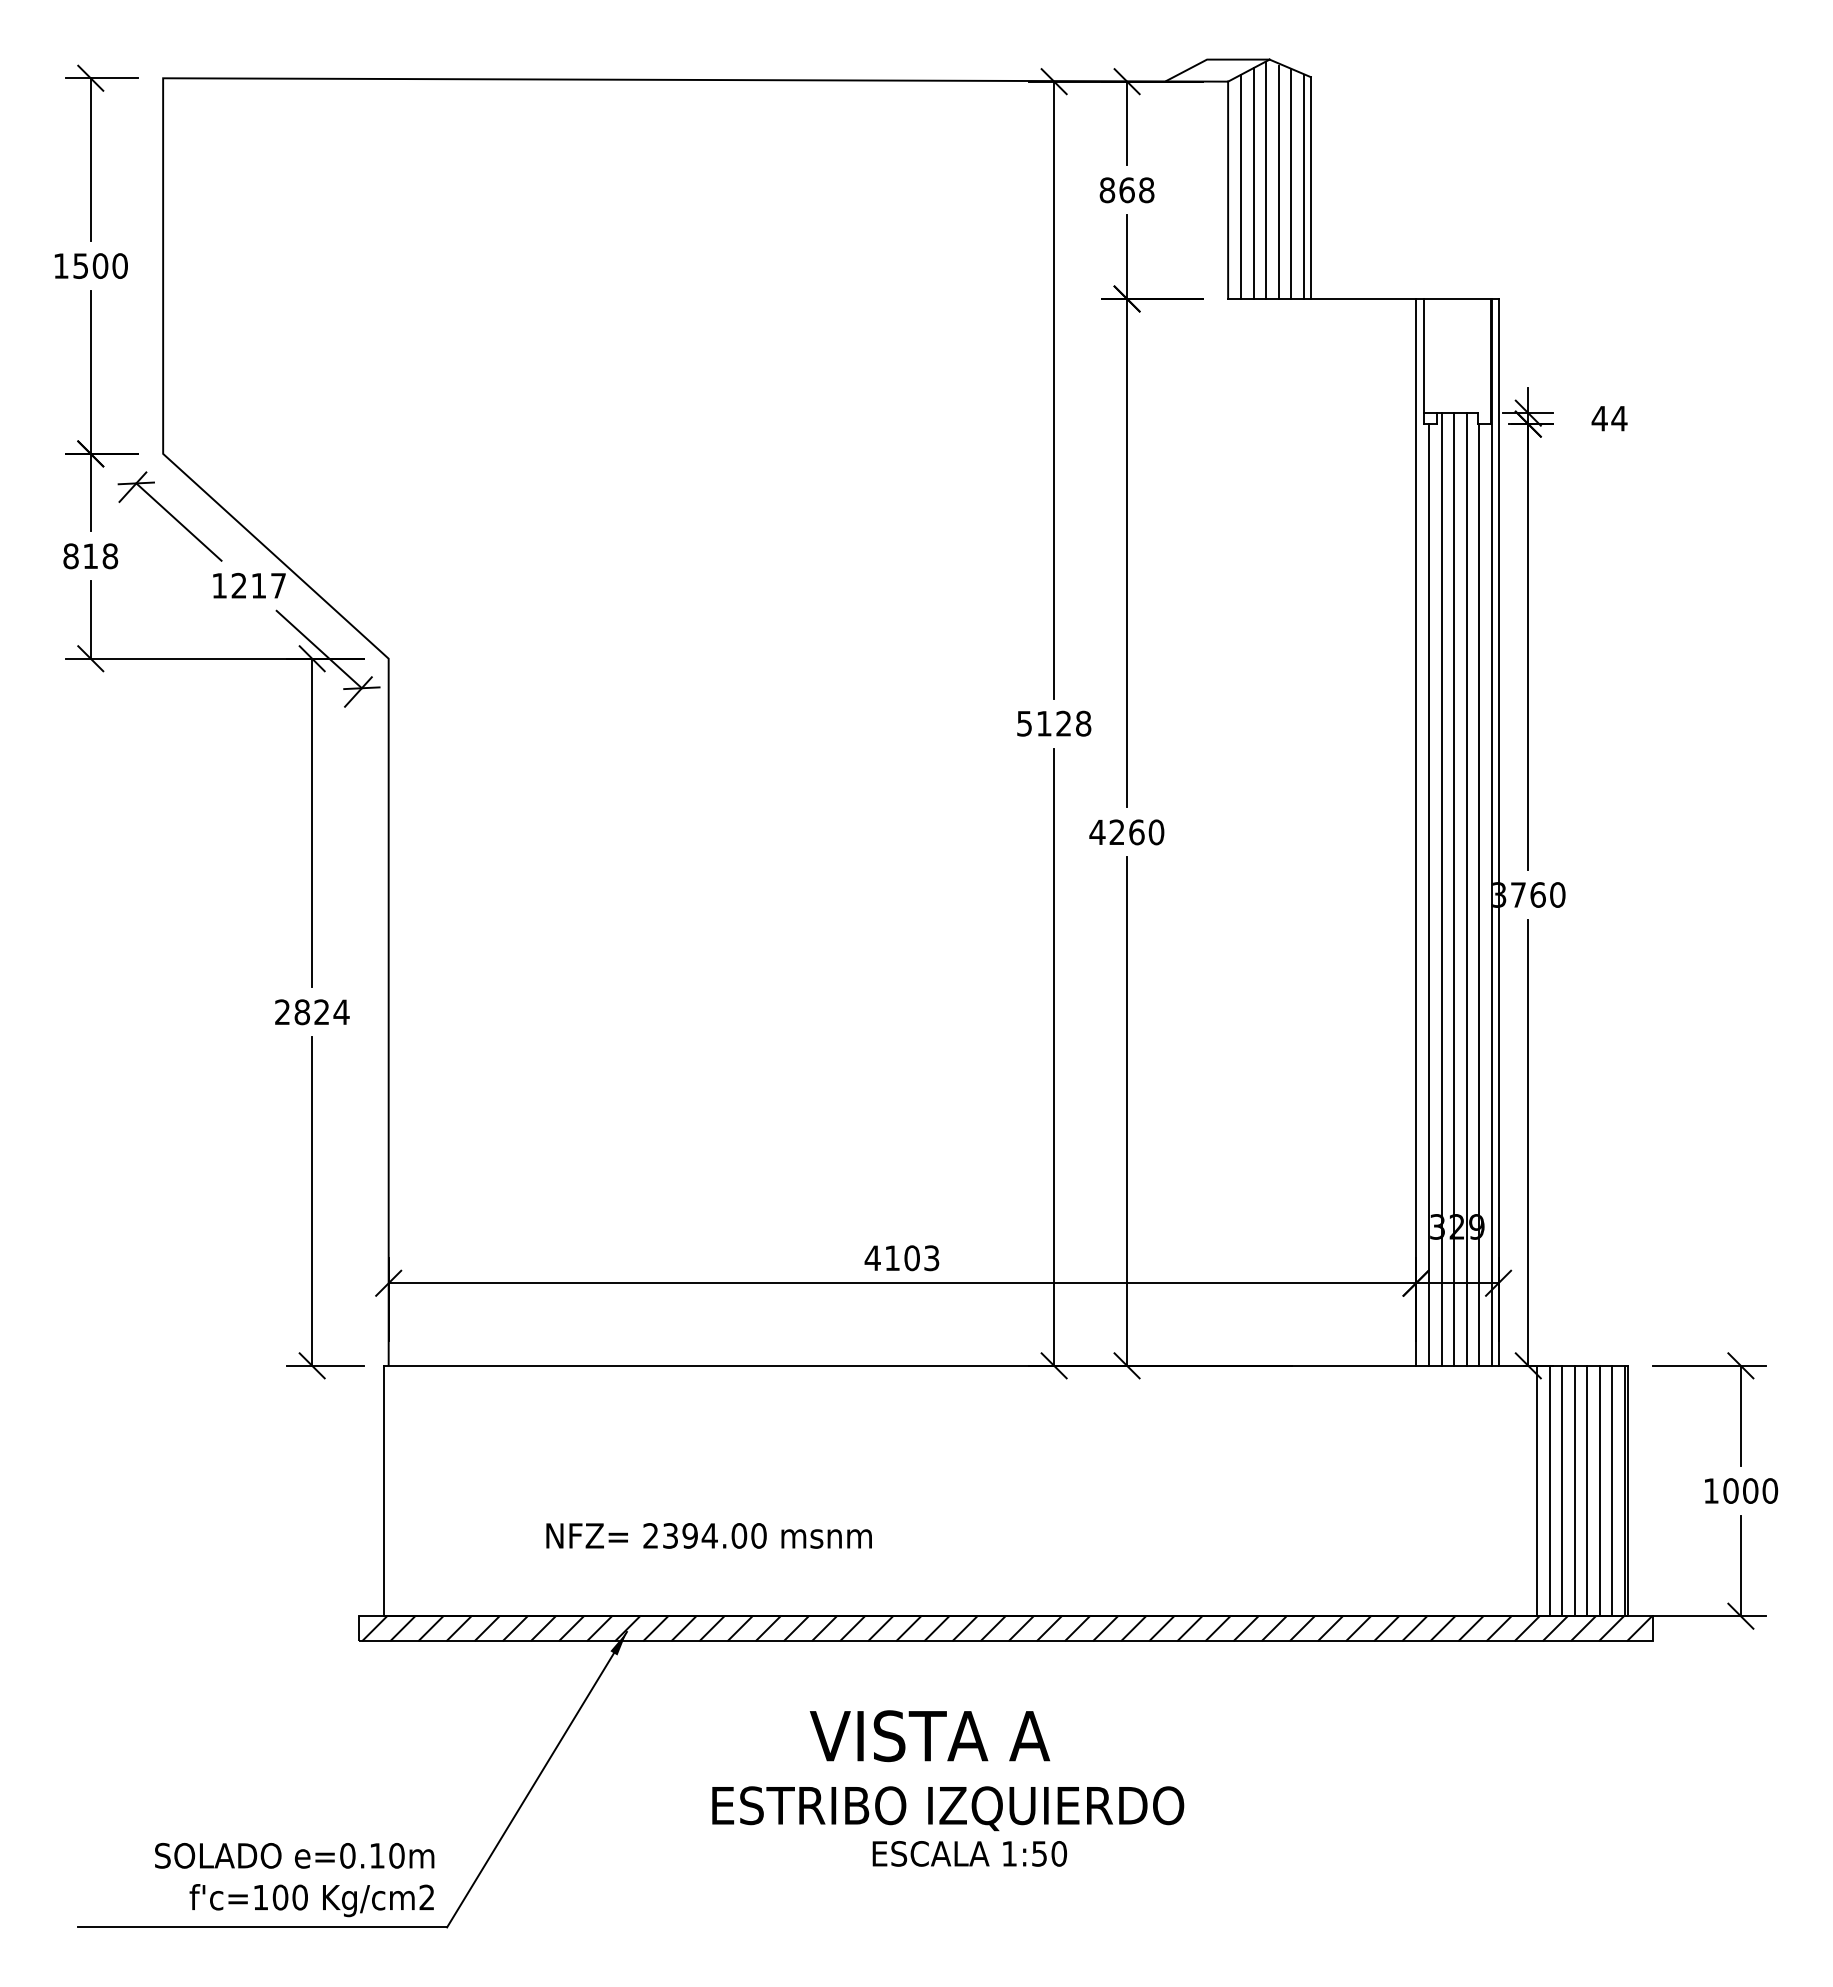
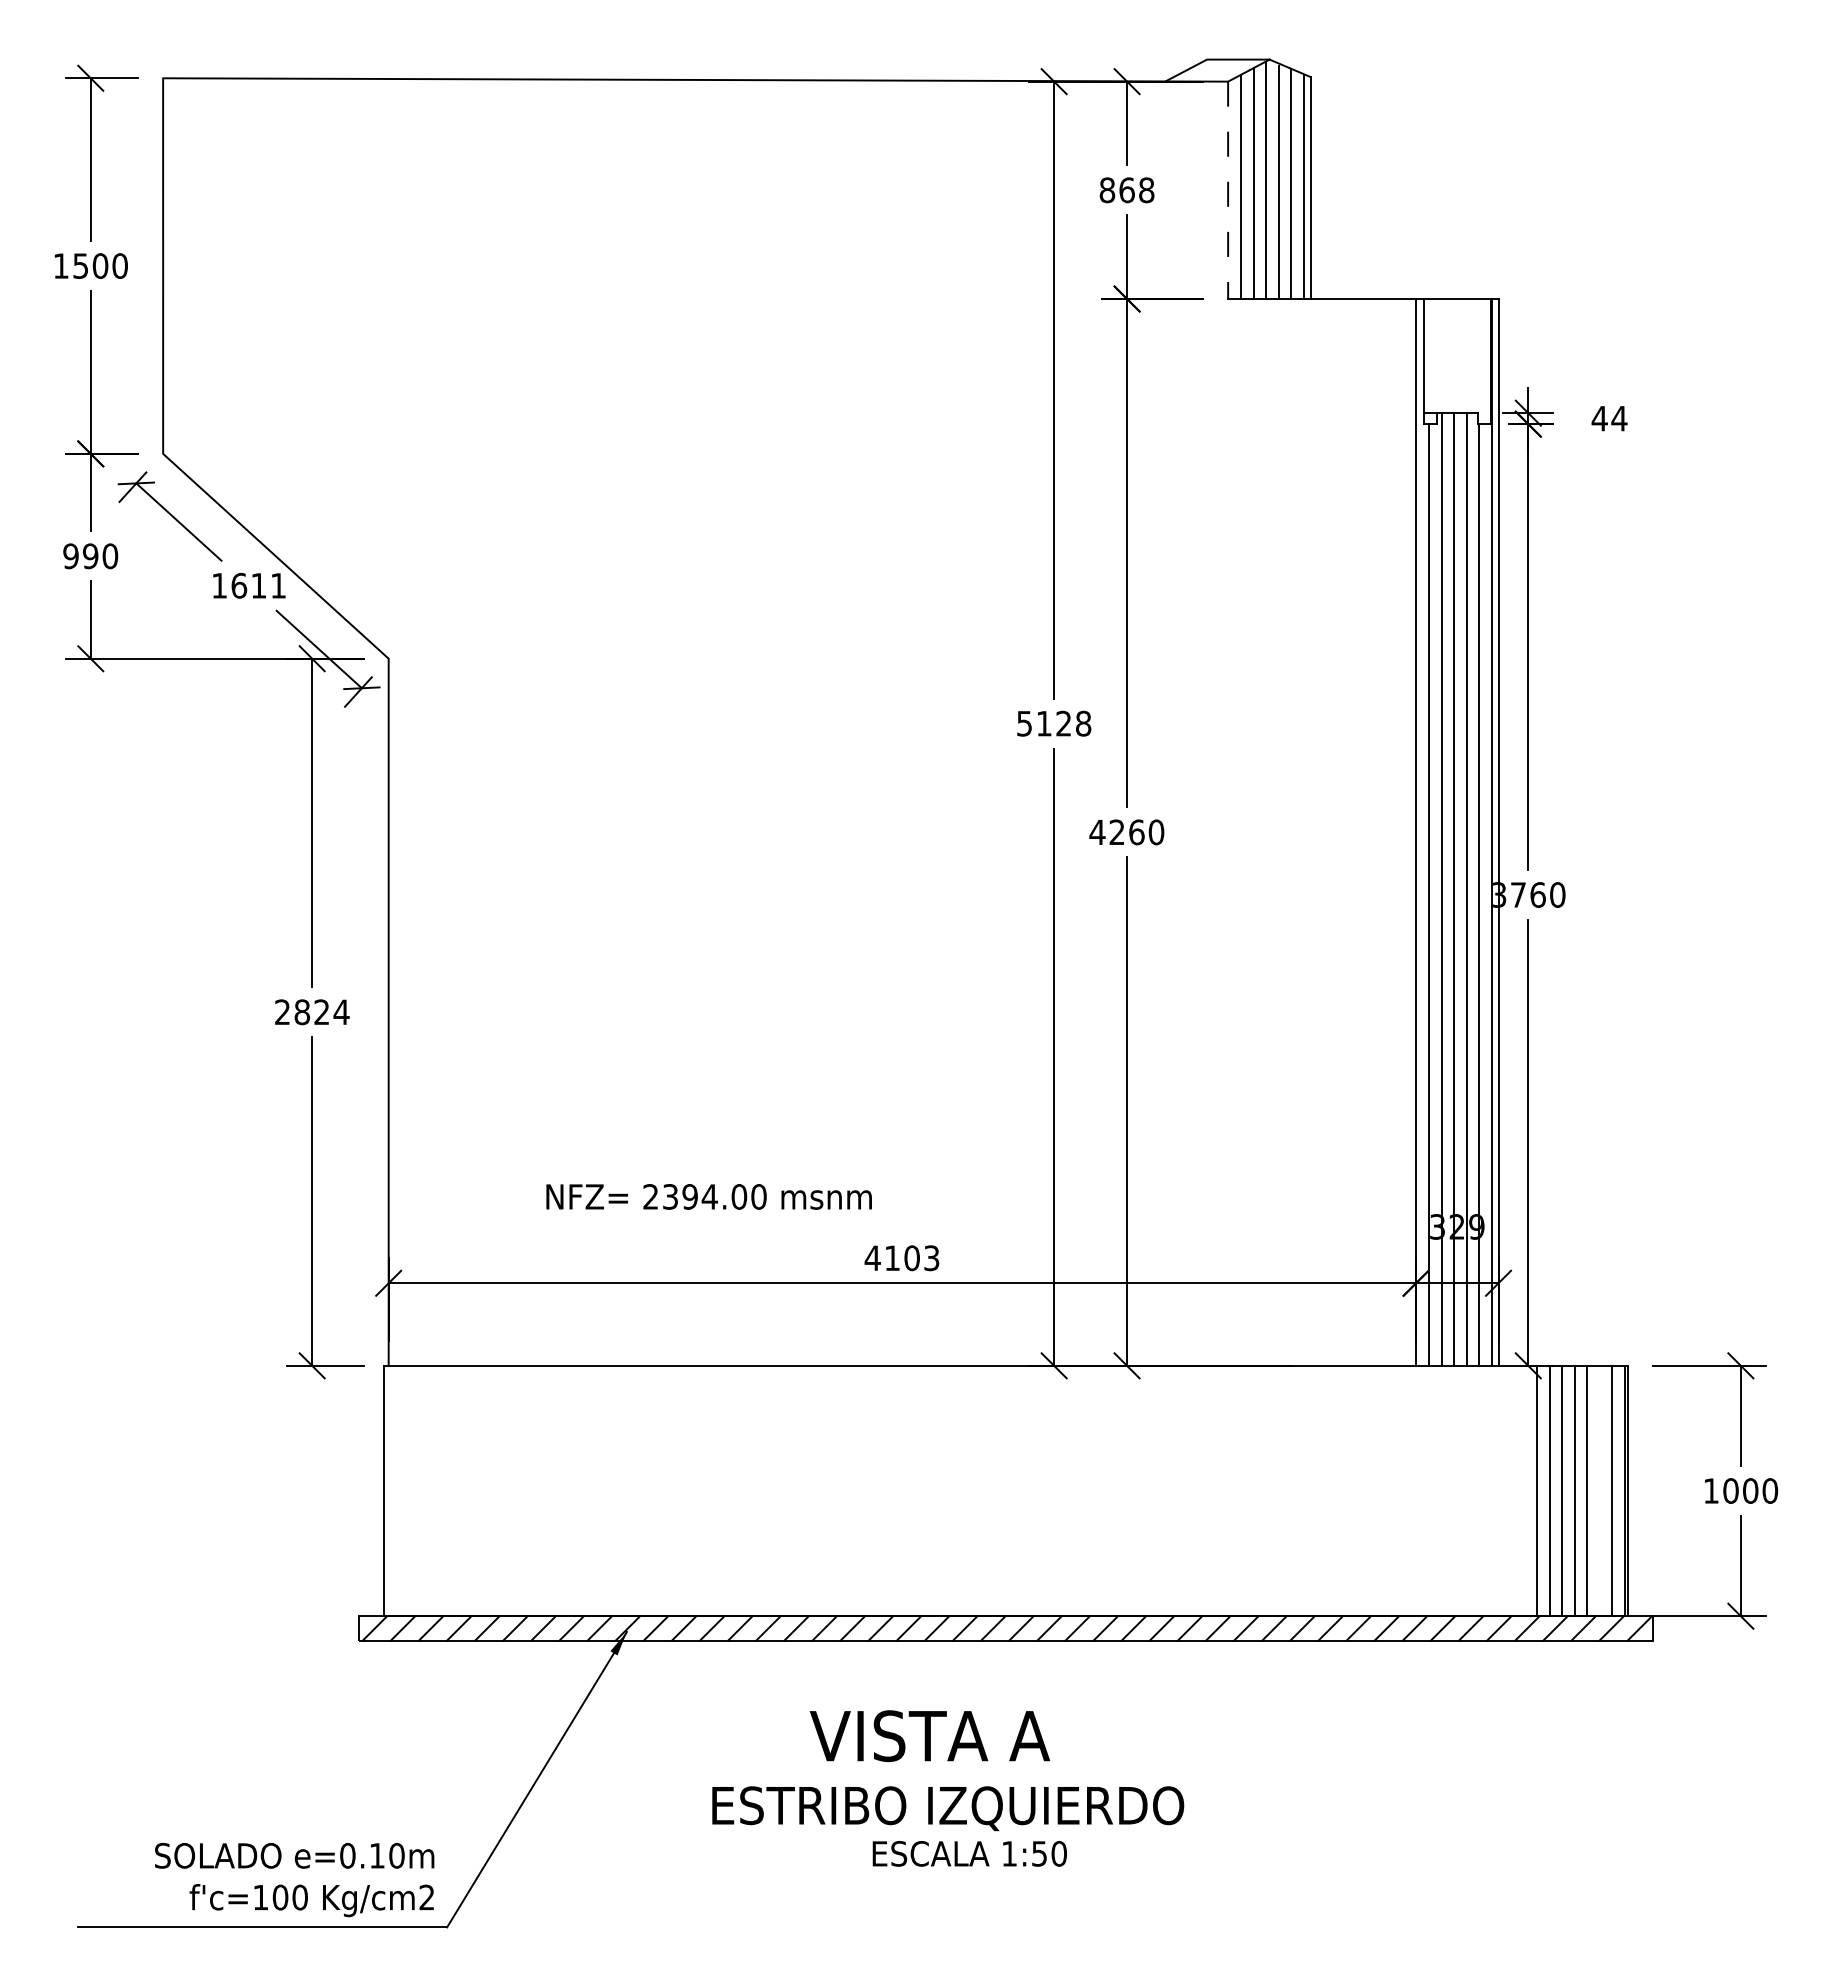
line: solid -> dashed (1228, 190)
text: 818 -> 990 (90, 556)
text: 1217 -> 1611 (258, 585)
line: present -> none (1599, 1490)
text position: (708, 1535) -> (708, 1196) (708, 1196)
